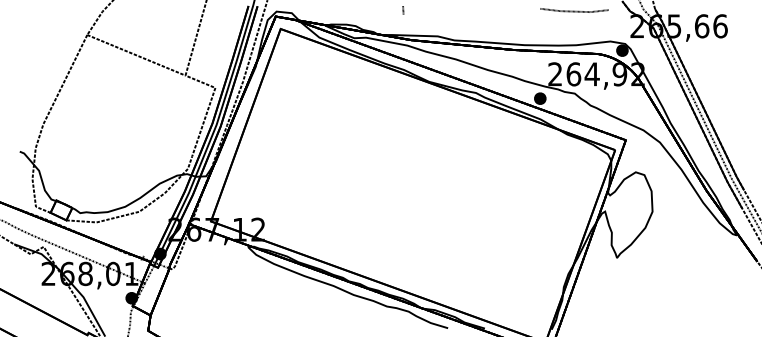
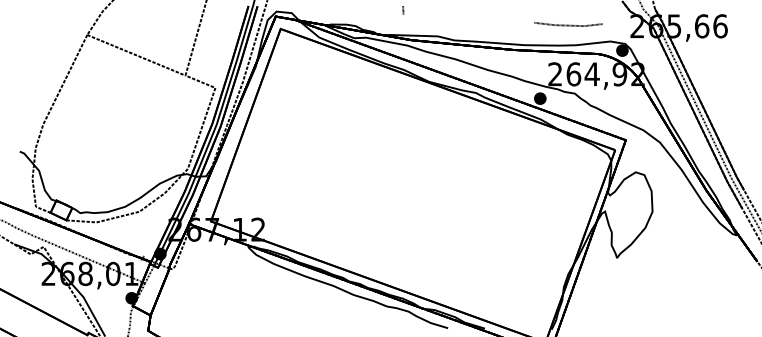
line position: (574, 10) -> (568, 24) (568, 24)
